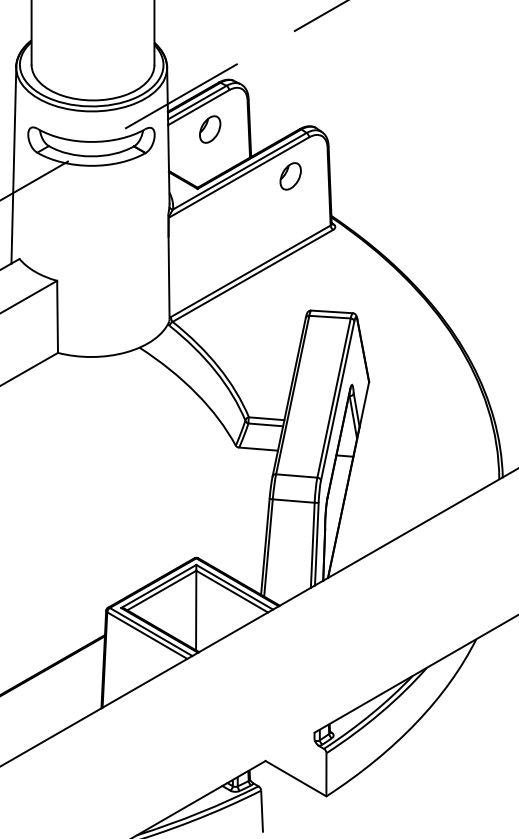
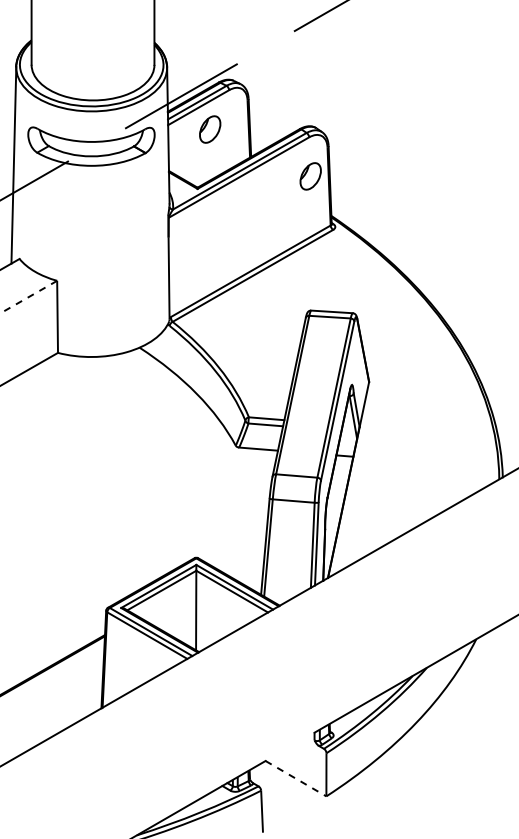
part position: (290, 176) -> (310, 176) (310, 176)
line: solid -> dashed (28, 297)
line: solid -> dashed (296, 778)
